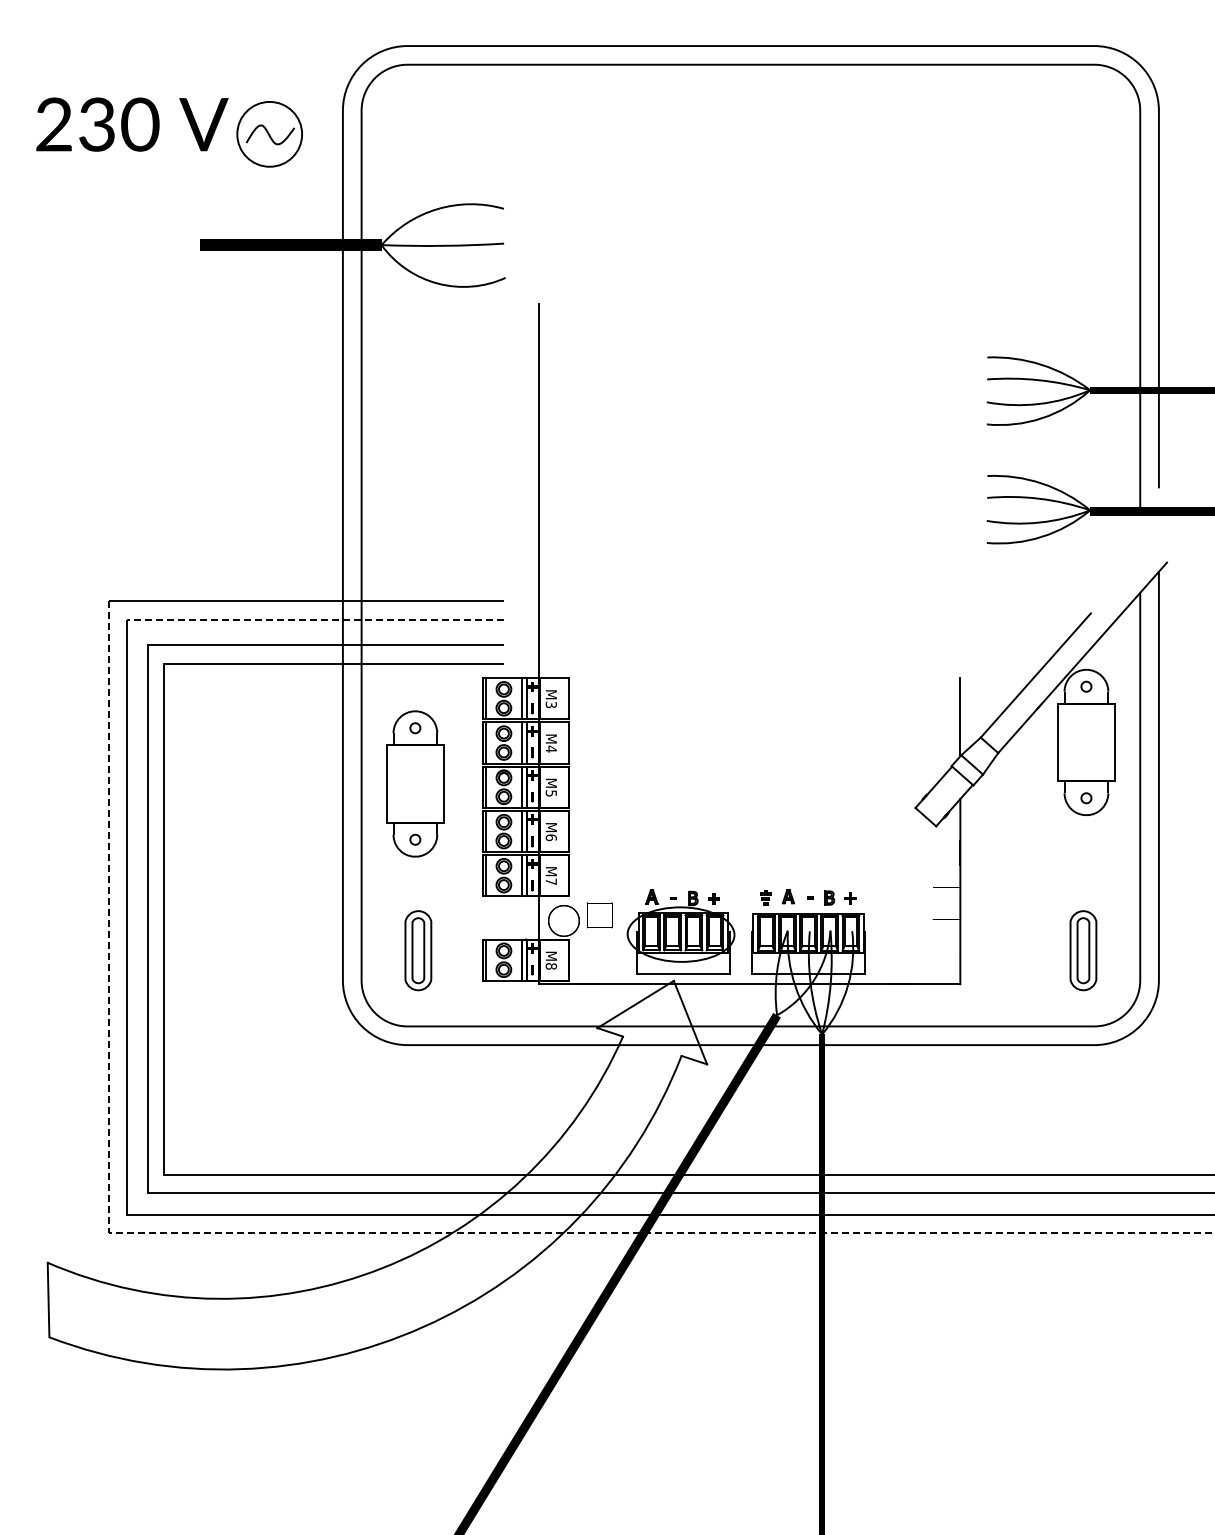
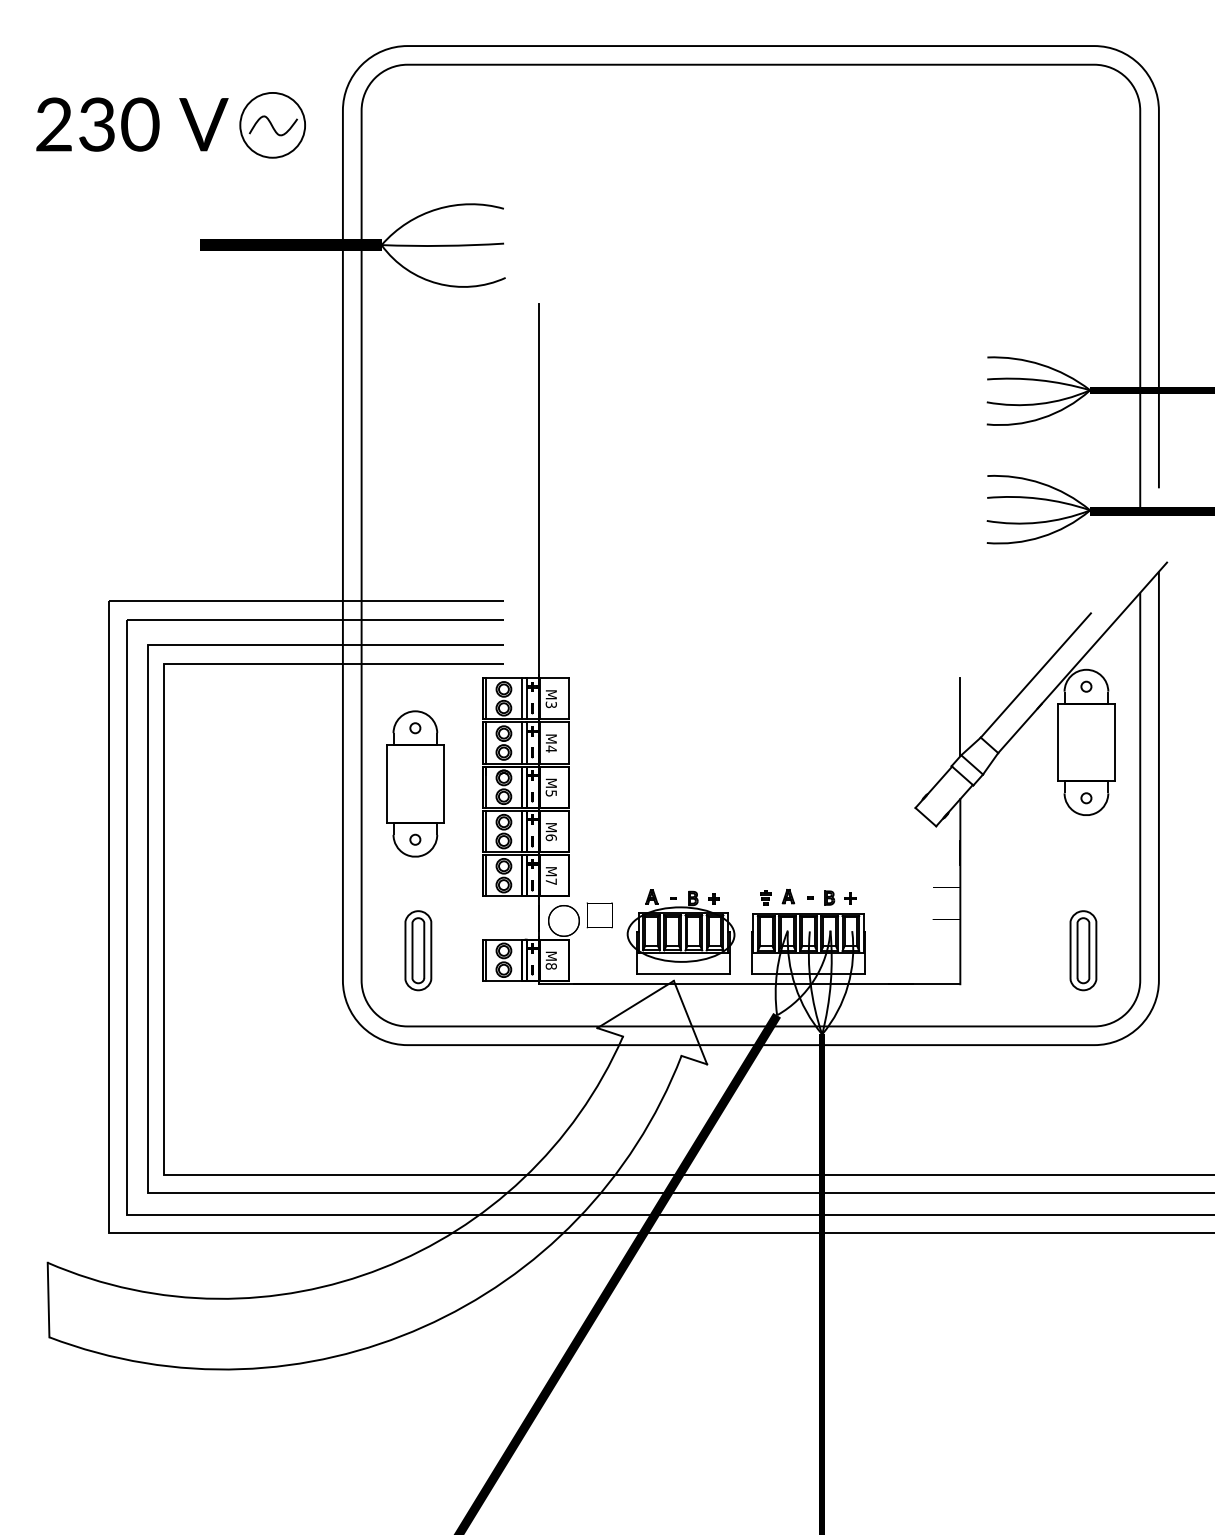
part position: (269, 134) -> (272, 125) (272, 125)
line: dashed -> solid (314, 619)
line: dashed -> solid (345, 1232)
